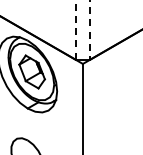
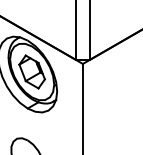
line: dashed -> solid (75, 29)
line: dashed -> solid (90, 29)
